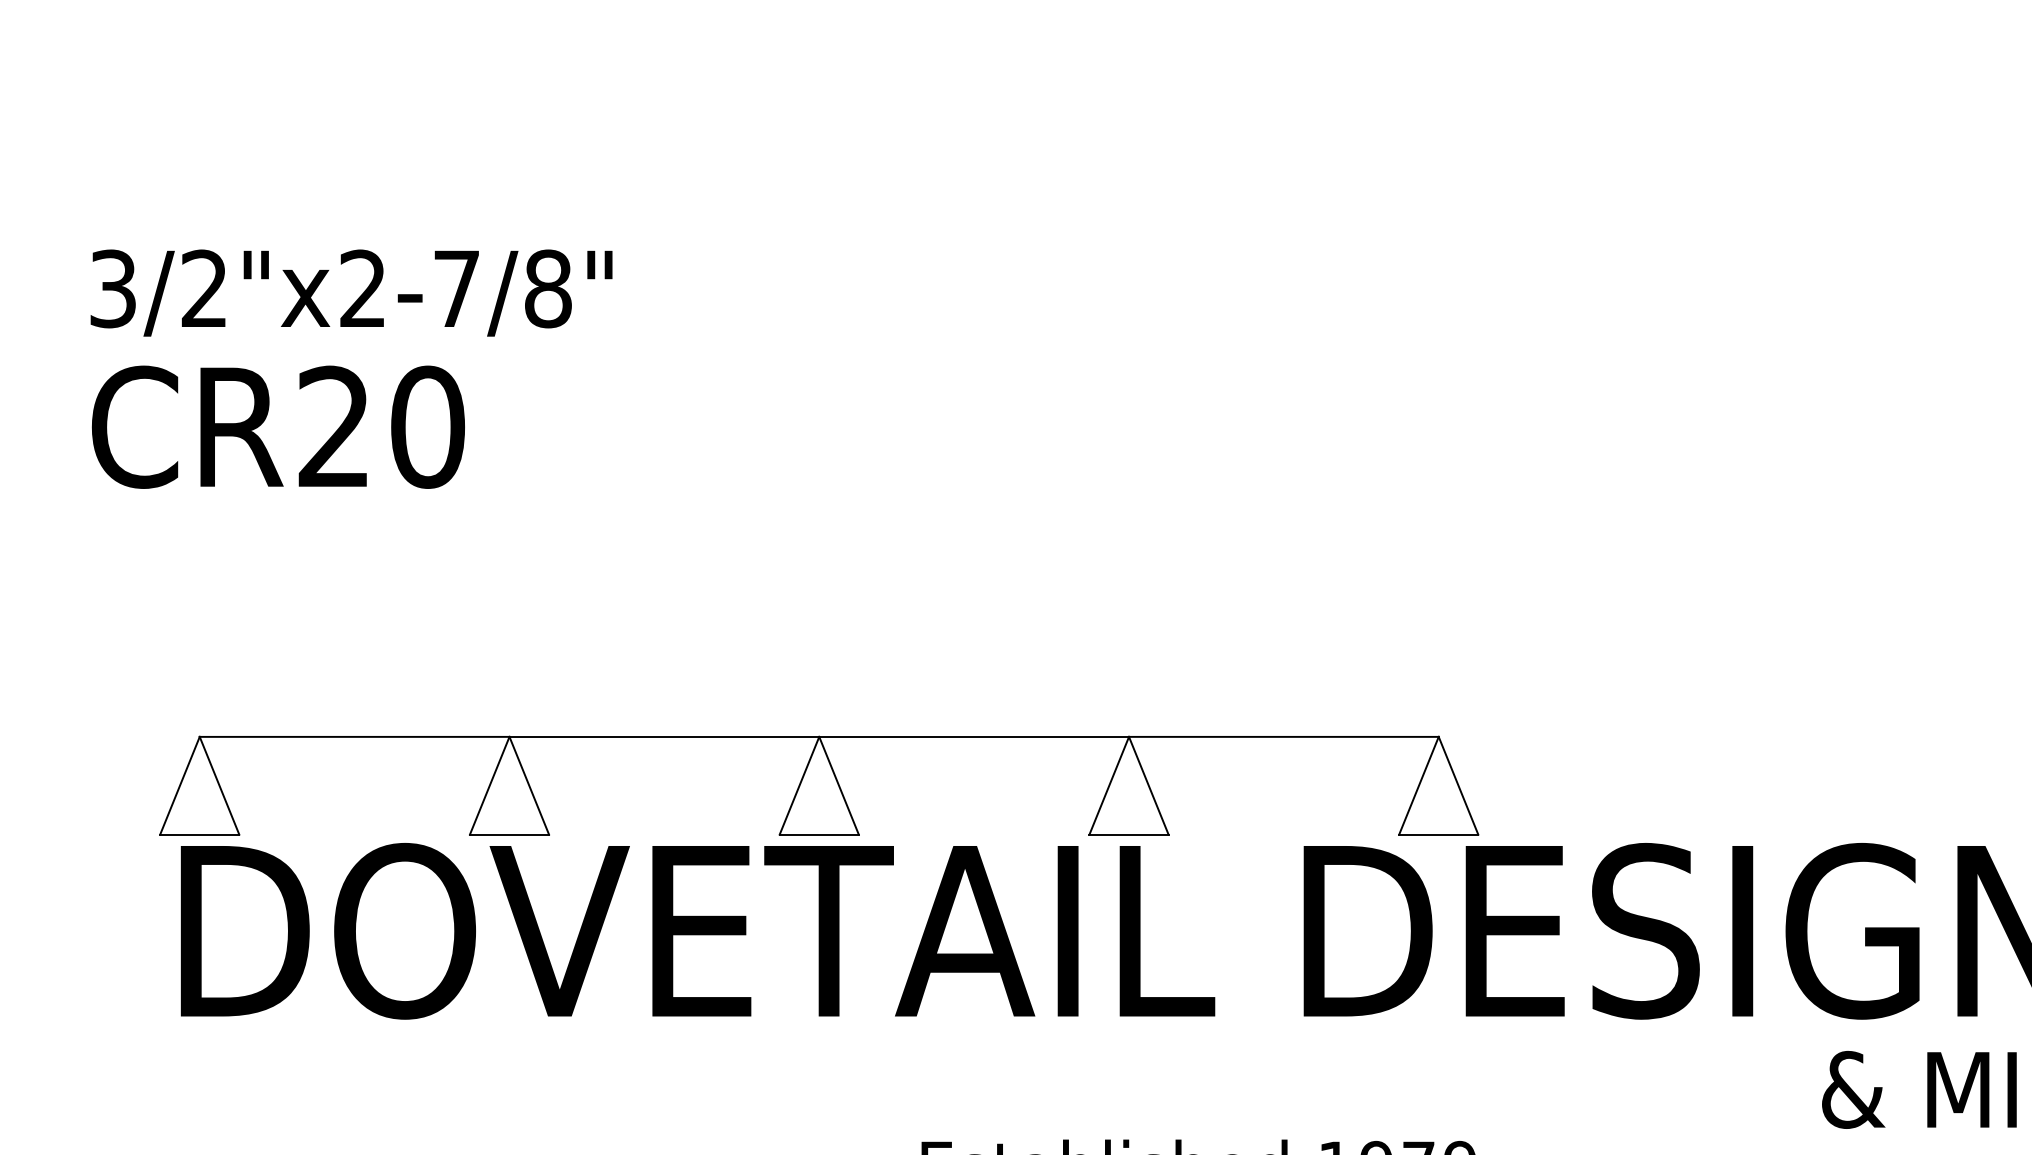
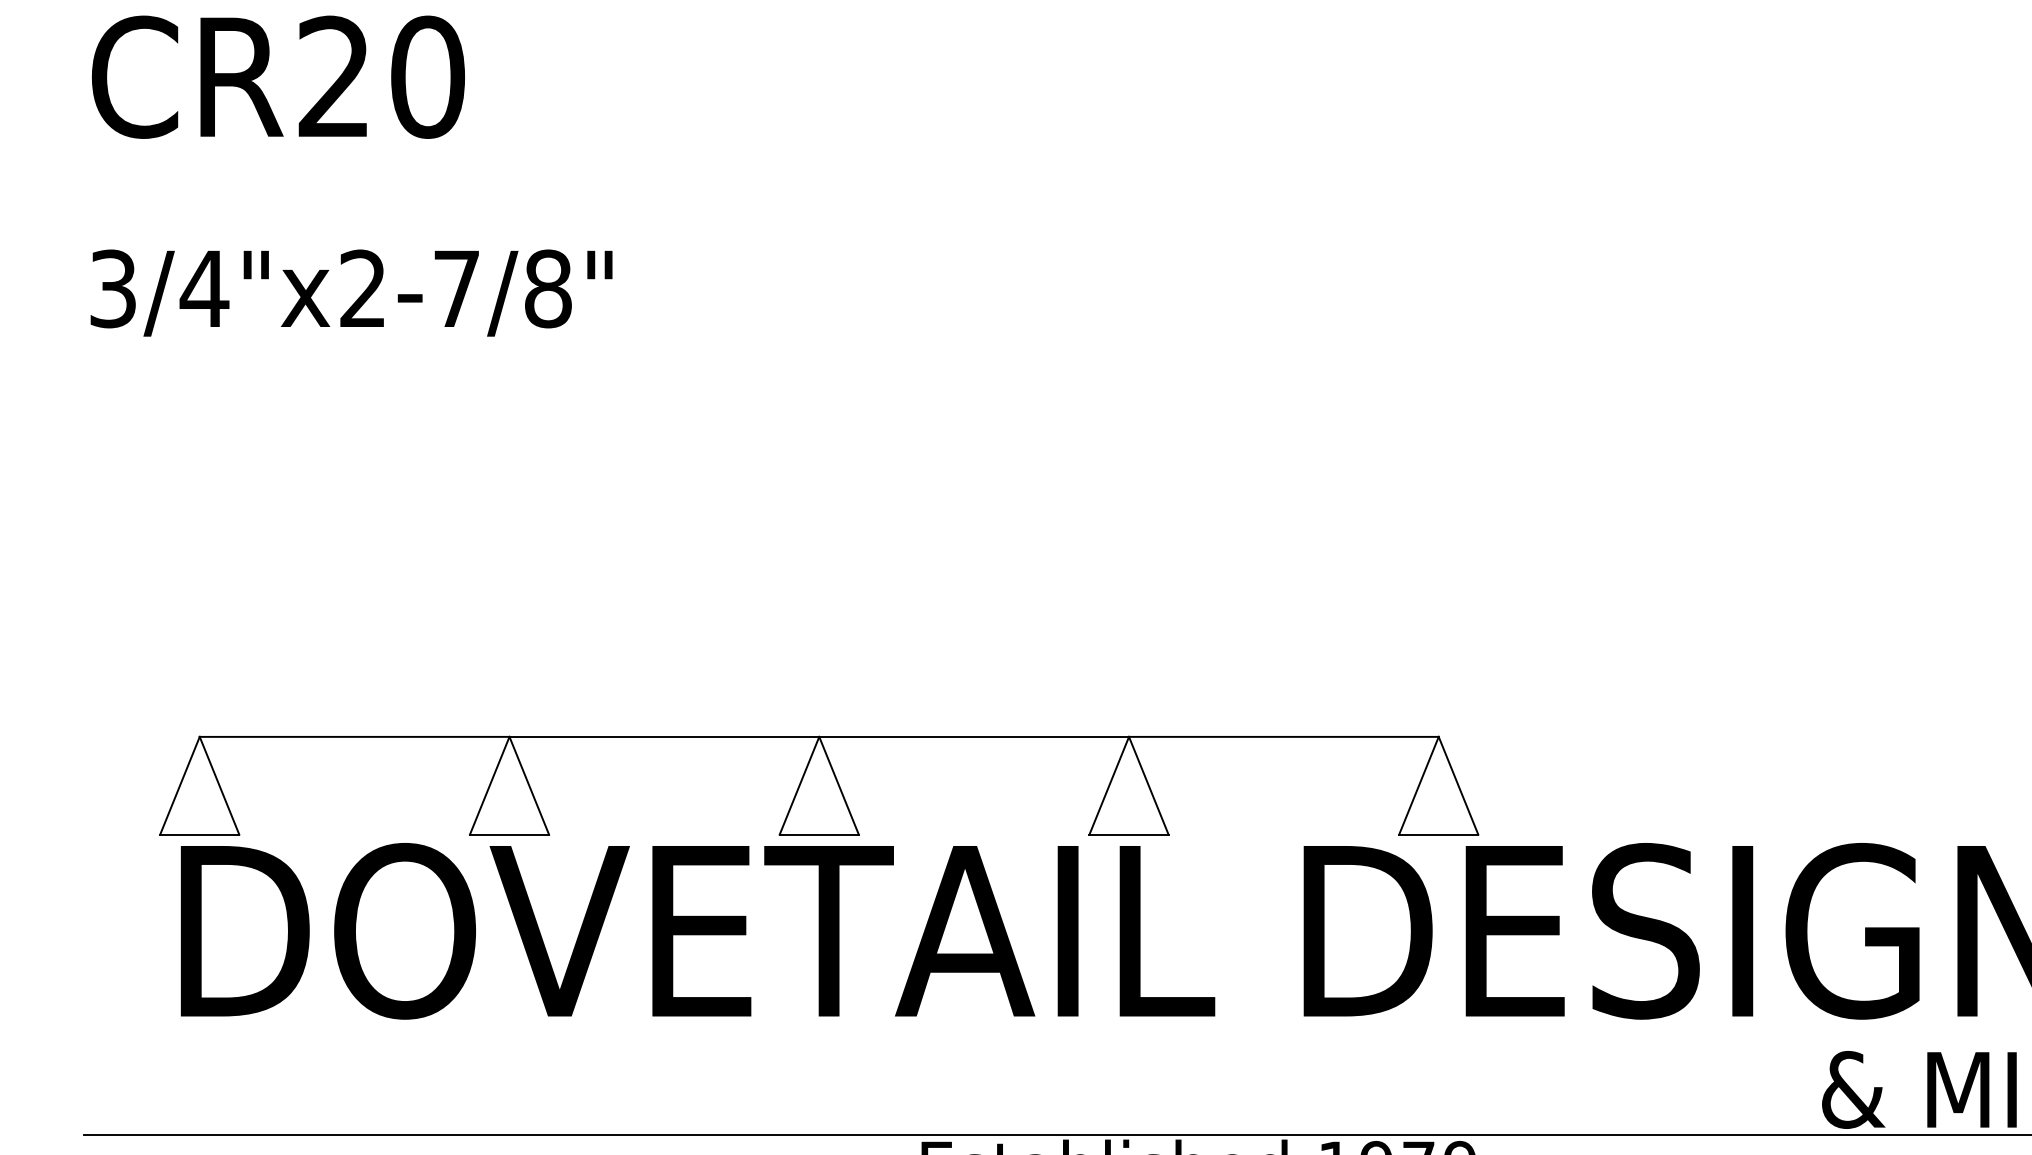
text: 3/2"x2-7/8" -> 3/4"x2-7/8" (204, 287)
text position: (277, 426) -> (277, 76) (277, 76)
line: none -> present (1055, 1135)
